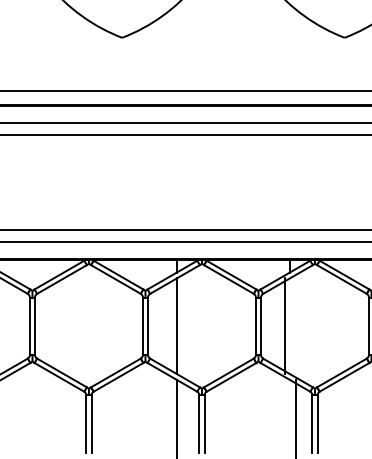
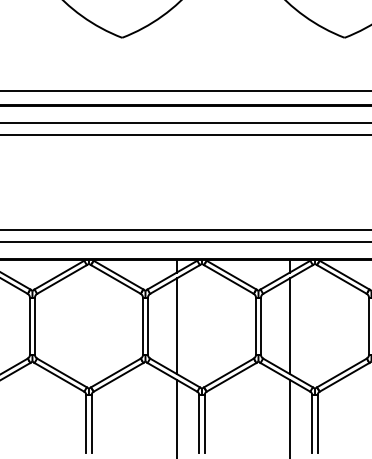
line position: (284, 326) -> (289, 326) (289, 326)
line position: (295, 417) -> (289, 417) (289, 417)
